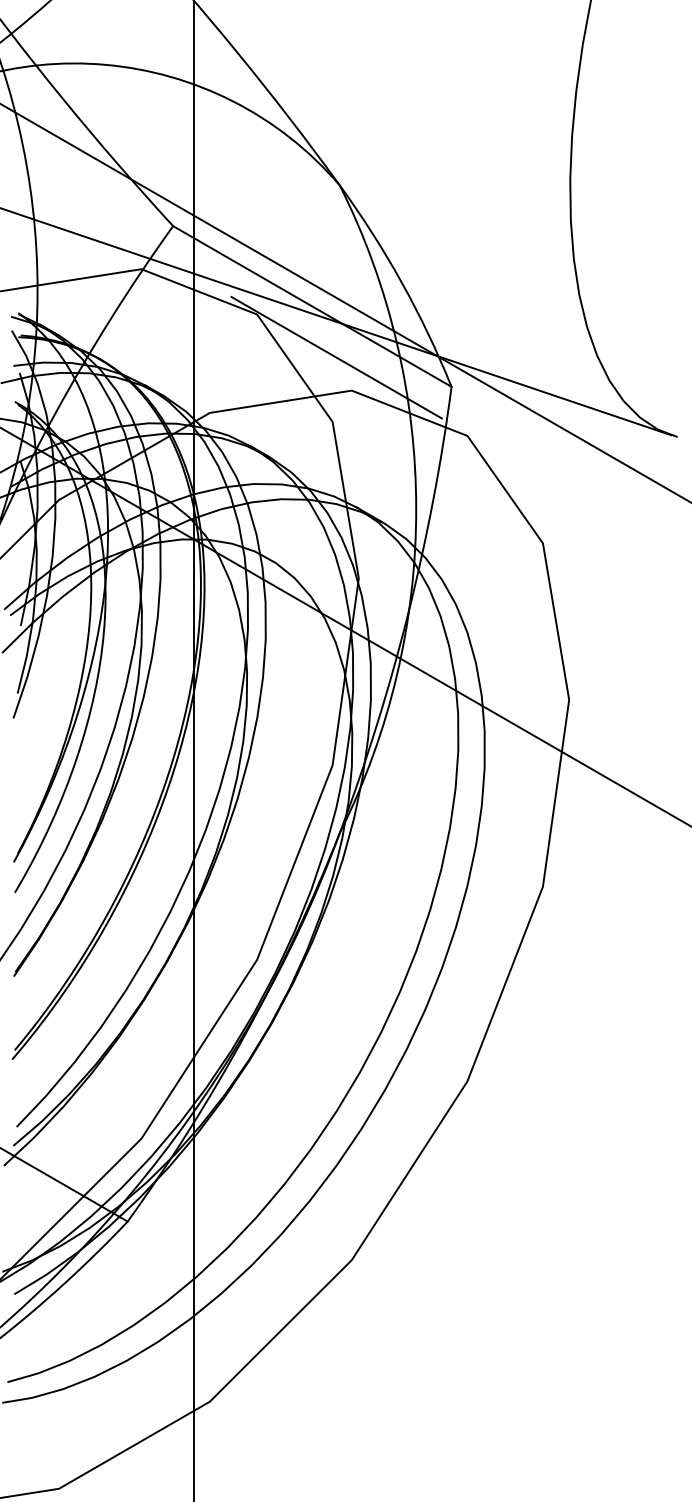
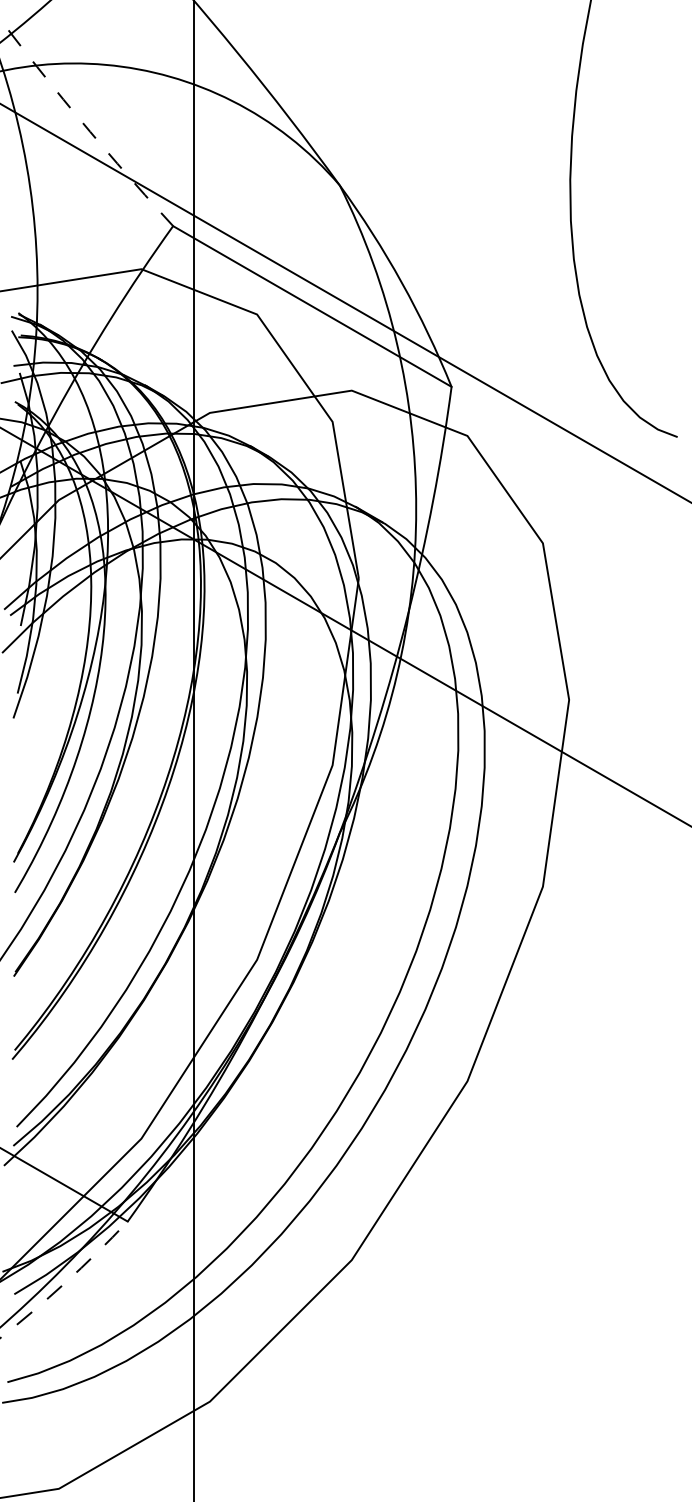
arc: solid -> dashed (84, 124)
line: present -> none (336, 322)
line: present -> none (336, 357)
arc: solid -> dashed (66, 1282)
